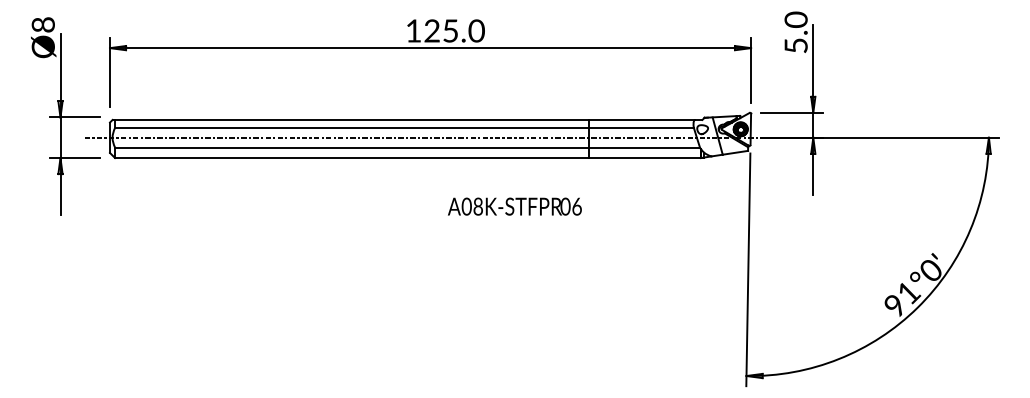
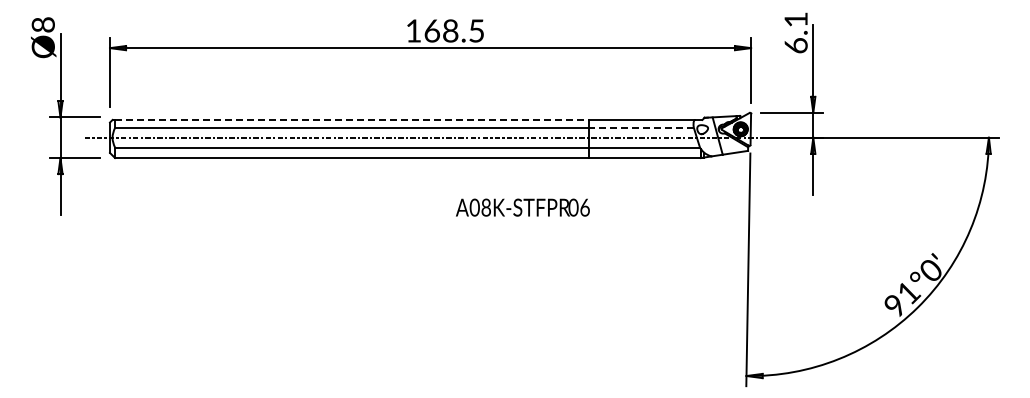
text: 125.0 -> 168.5 (454, 30)
text: 5.0 -> 6.1 (795, 32)
line: solid -> dashed (351, 119)
line: solid -> dashed (641, 127)
text position: (514, 206) -> (522, 207) (522, 207)
